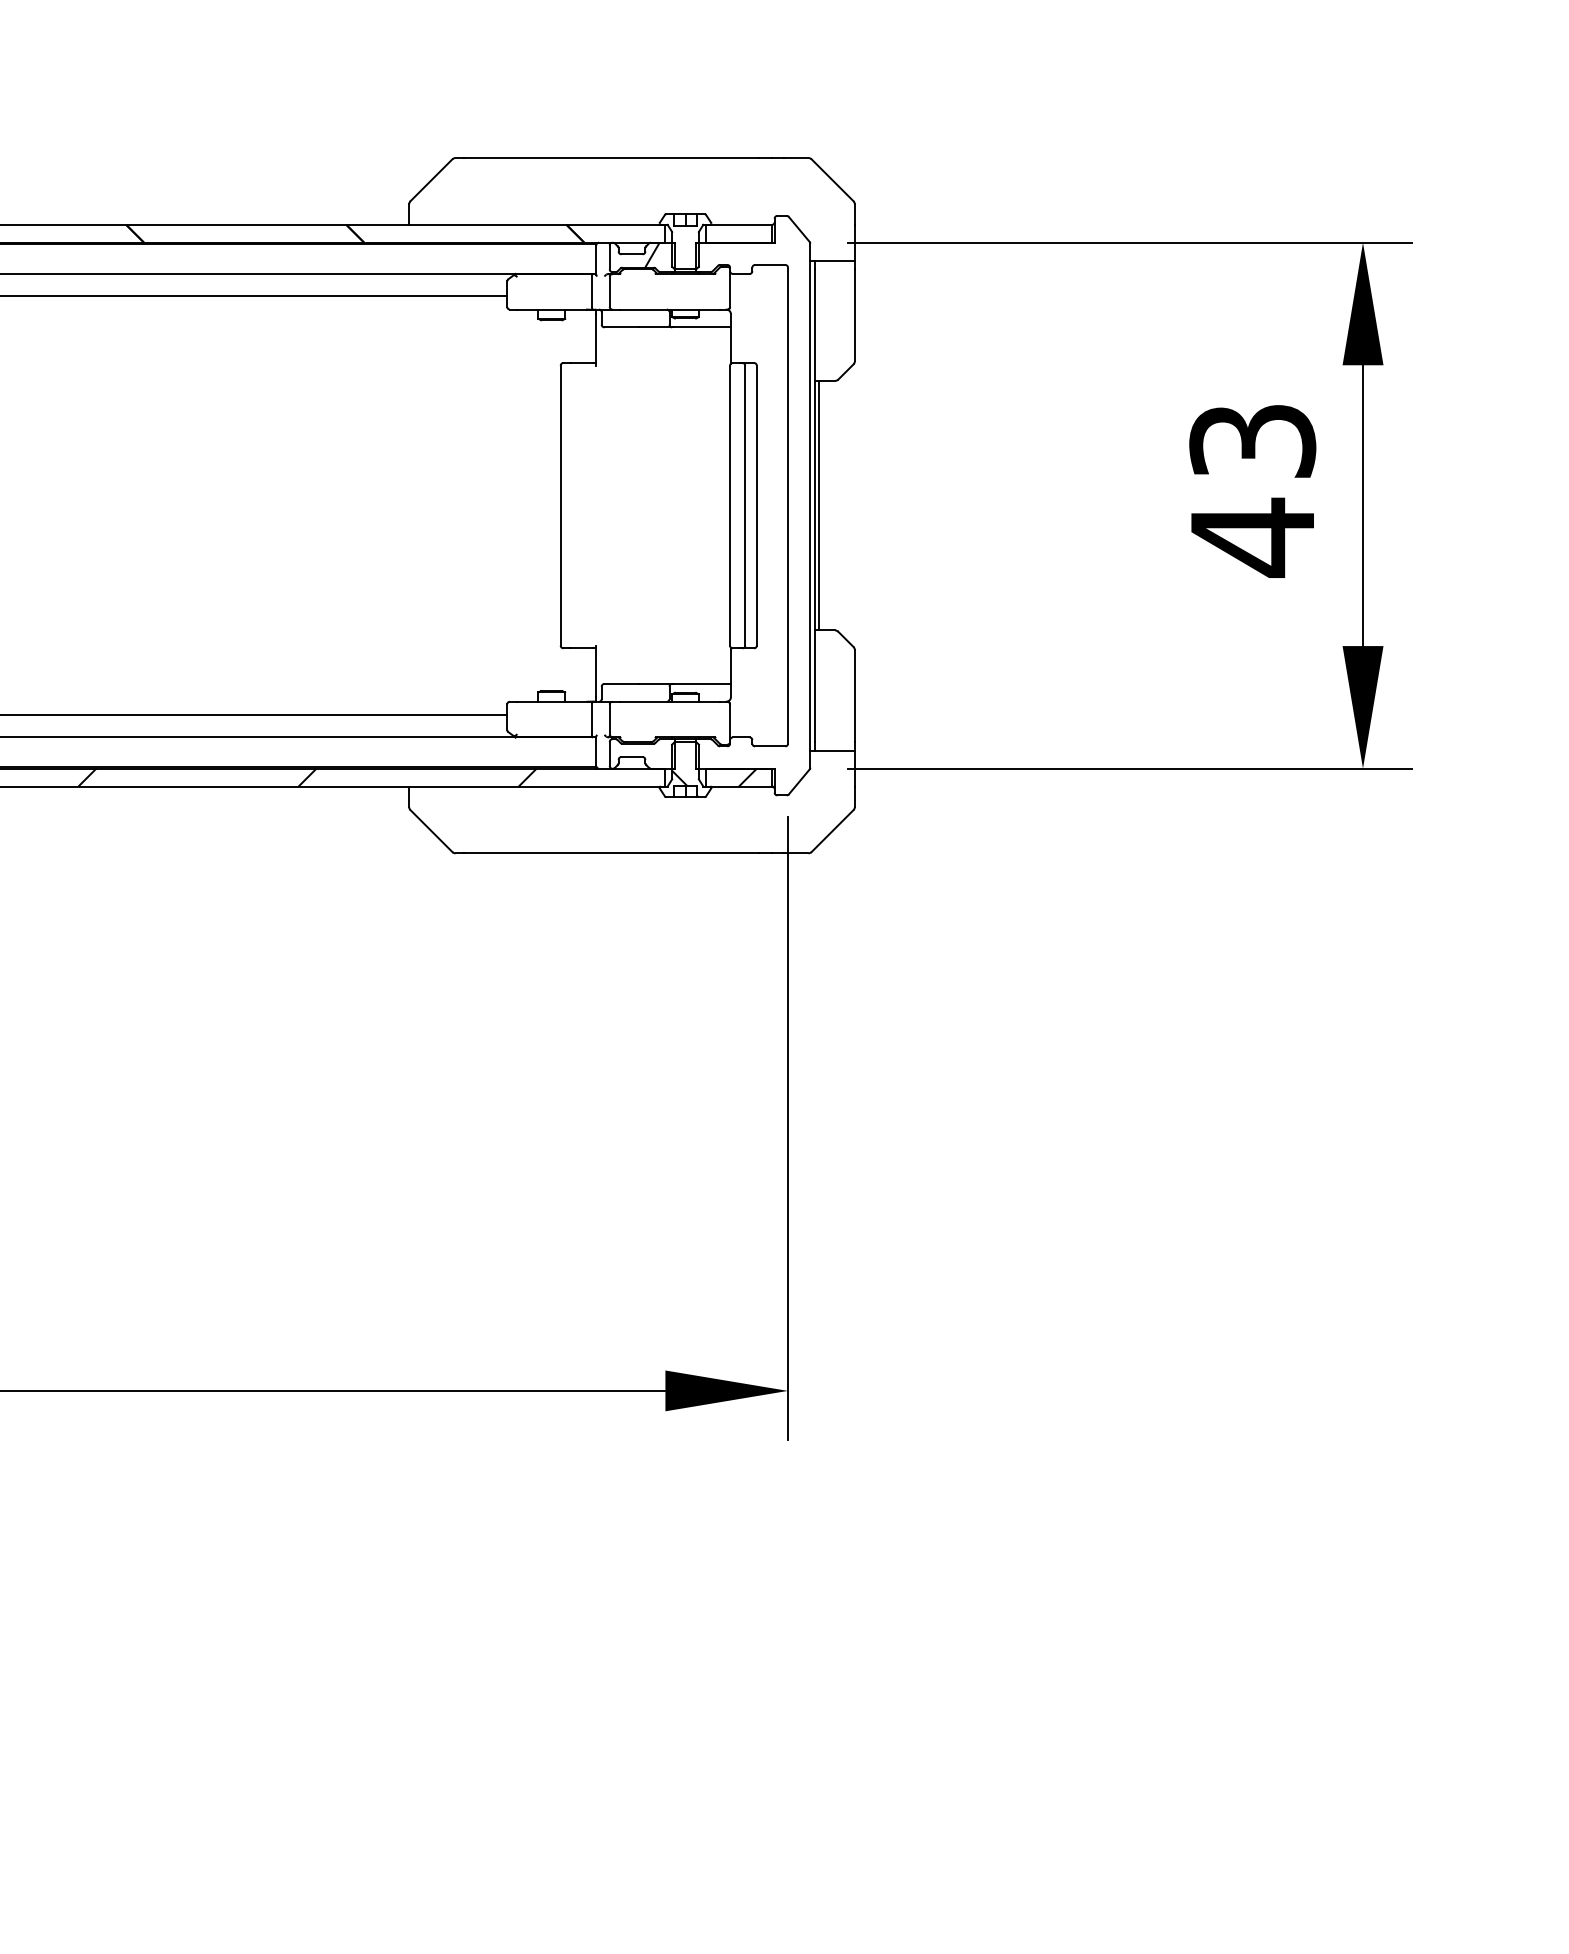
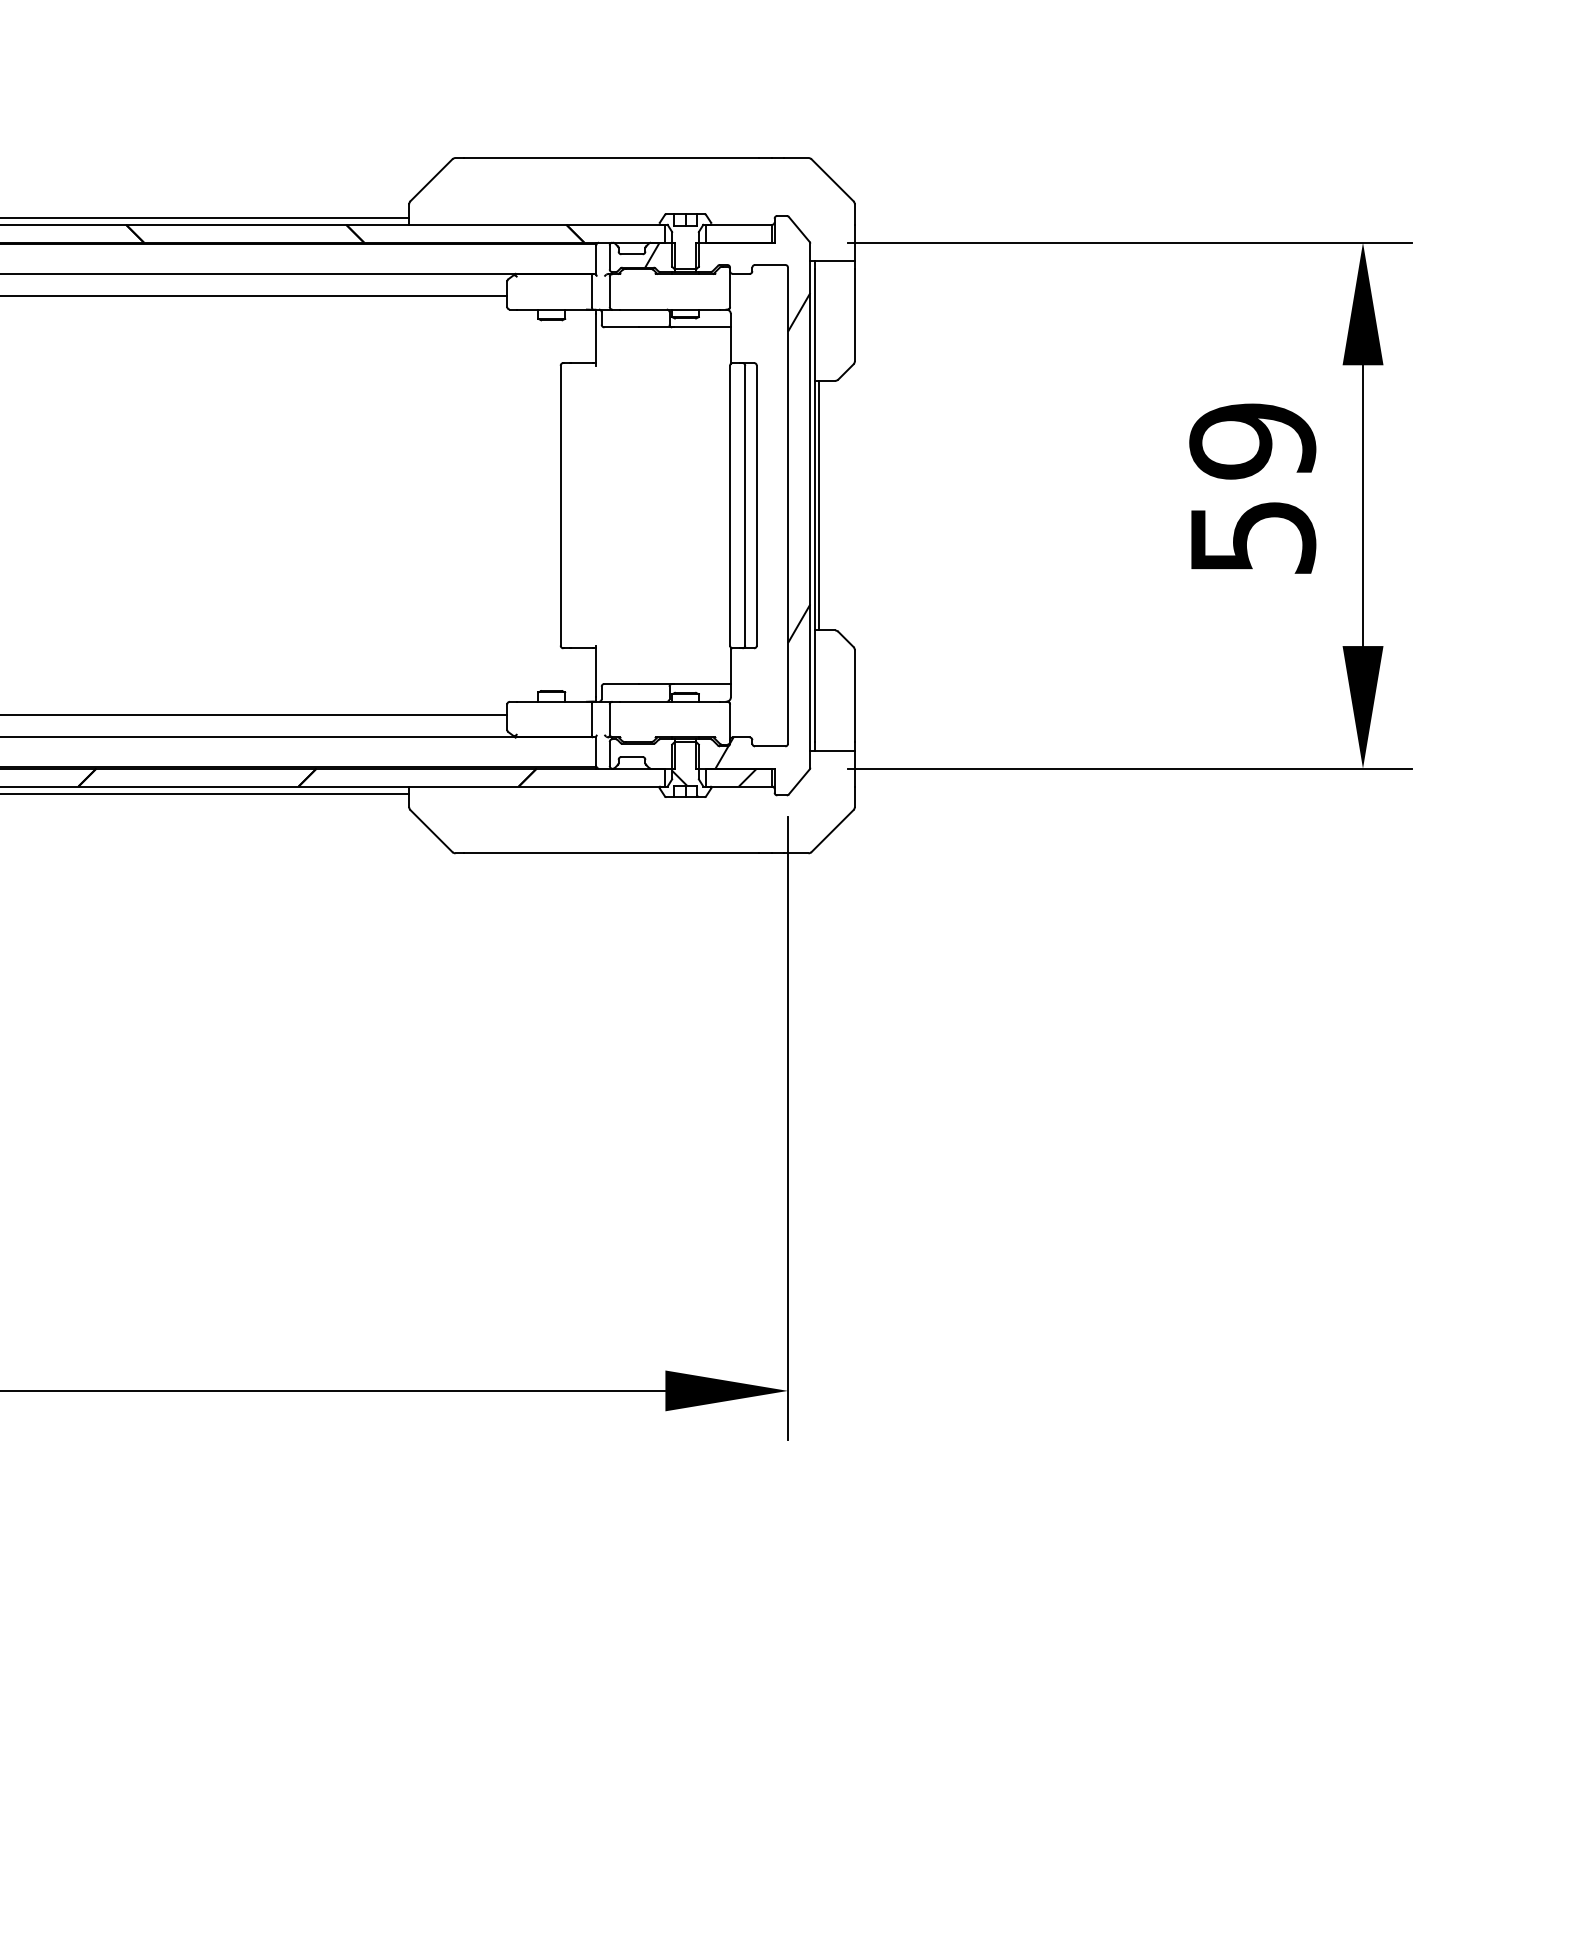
line: none -> present (205, 217)
text: 43 -> 59 (1252, 490)
hatch: none -> present (762, 530)
hatch: none -> present (307, 777)
line: none -> present (205, 793)
